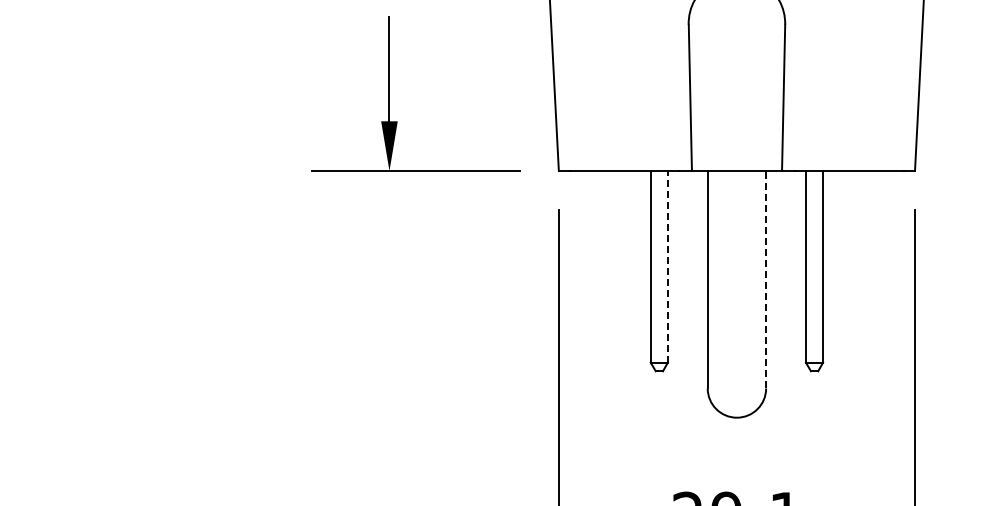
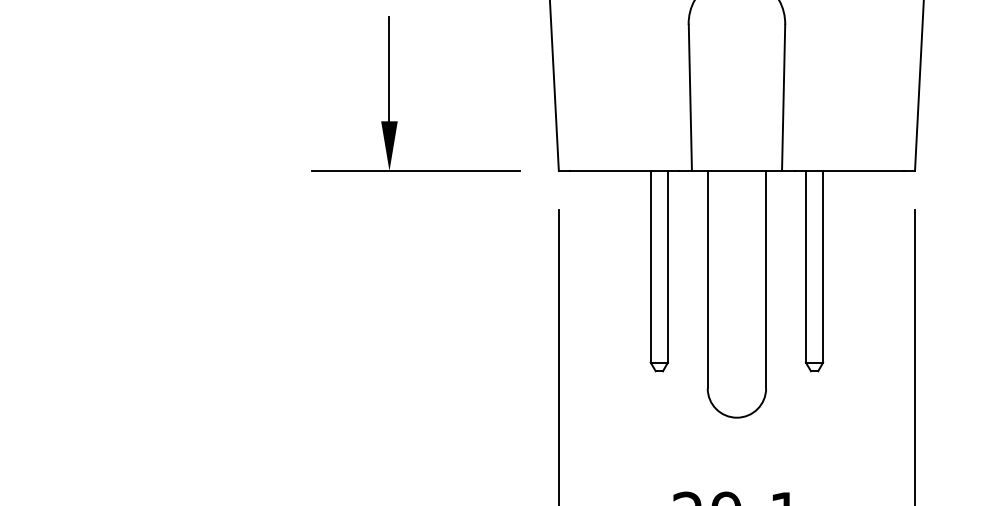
line: dashed -> solid (667, 266)
line: dashed -> solid (766, 279)
